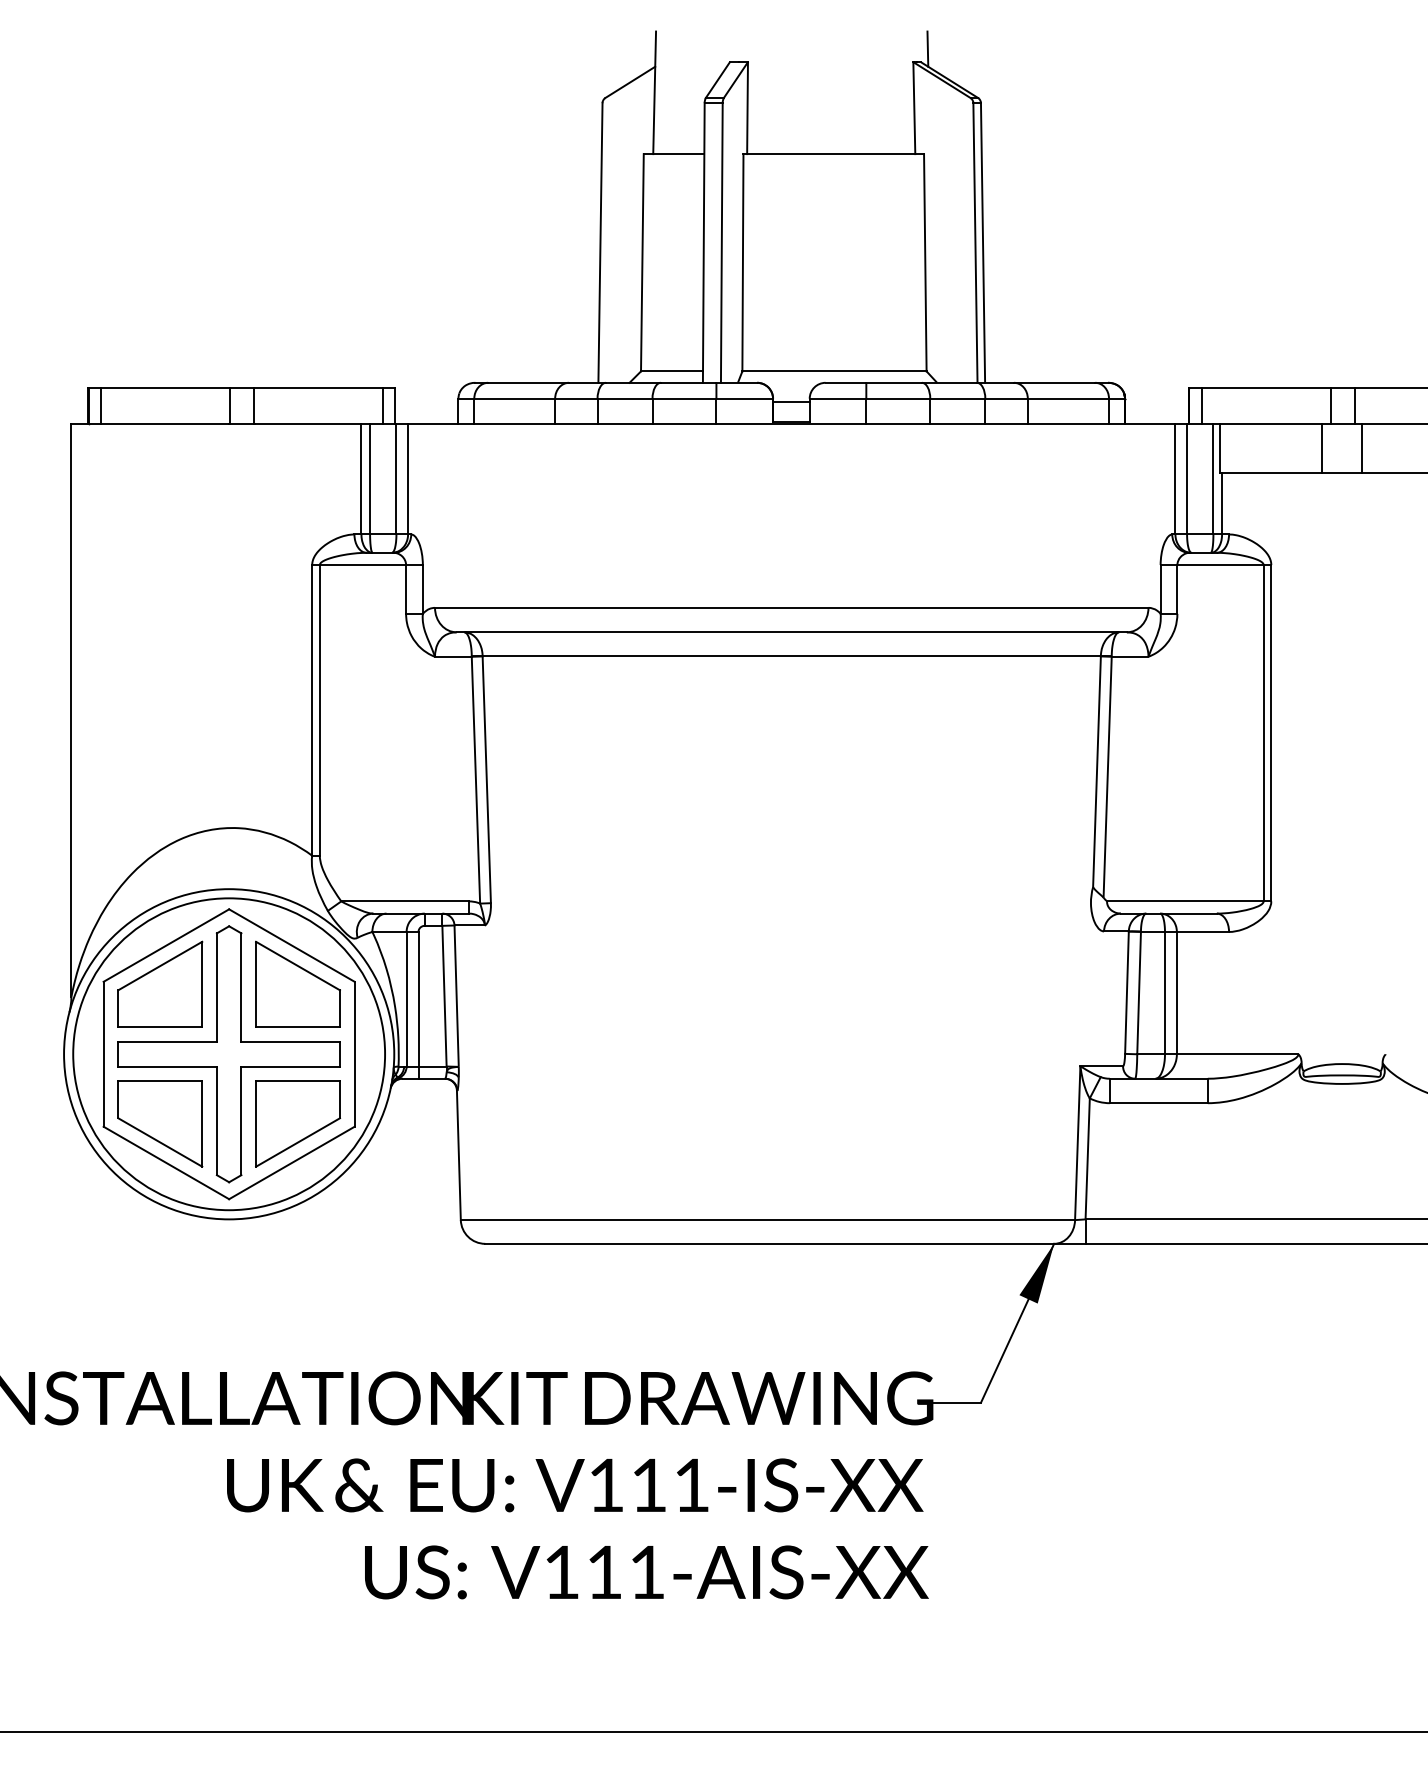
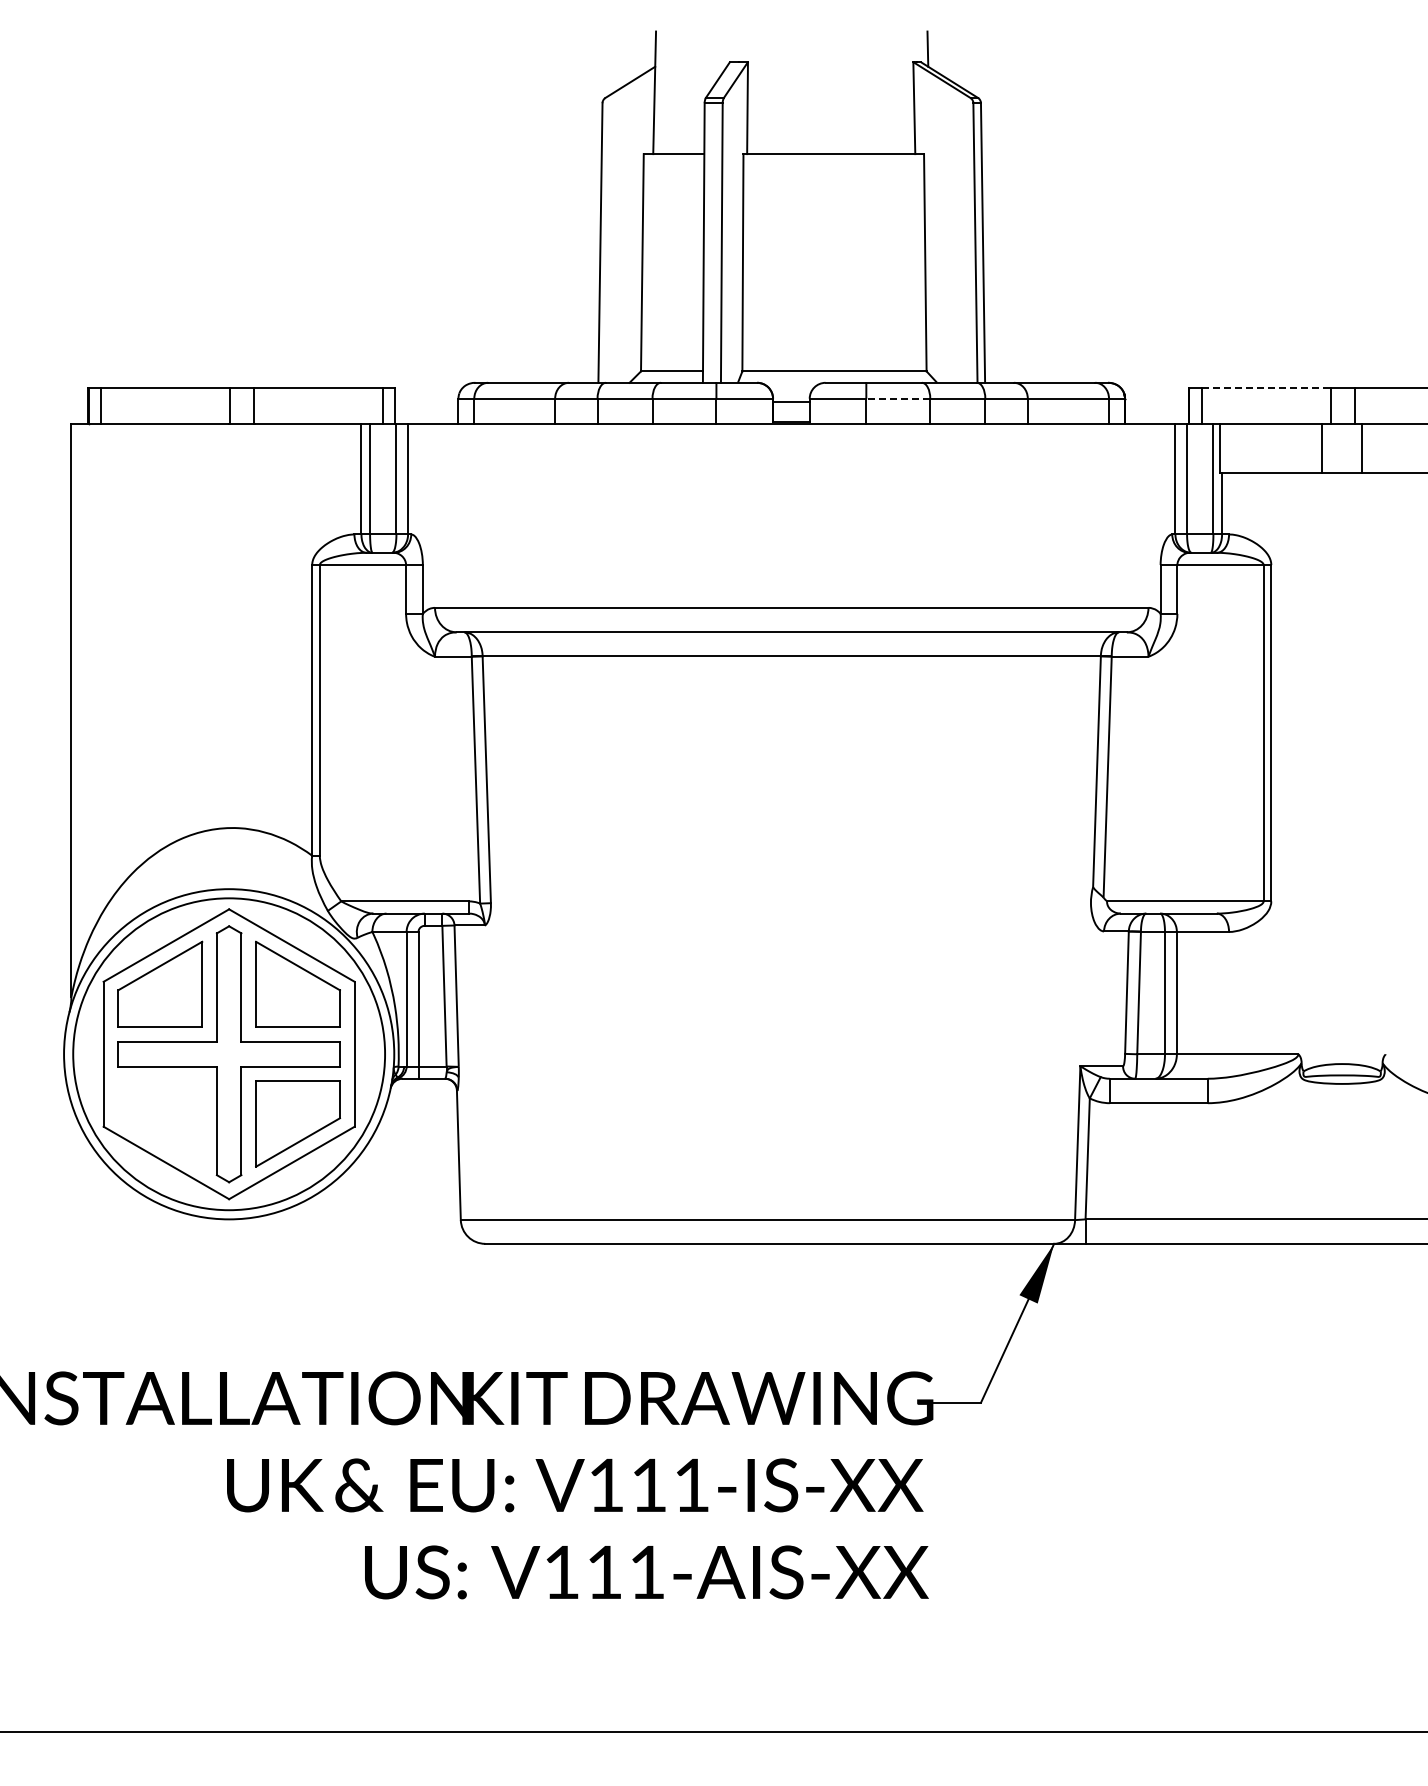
line: solid -> dashed (1266, 387)
line: solid -> dashed (898, 398)
part: present -> none (160, 1123)
